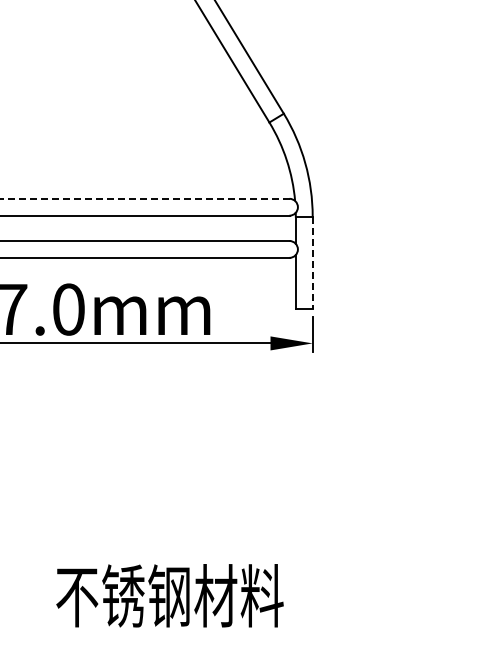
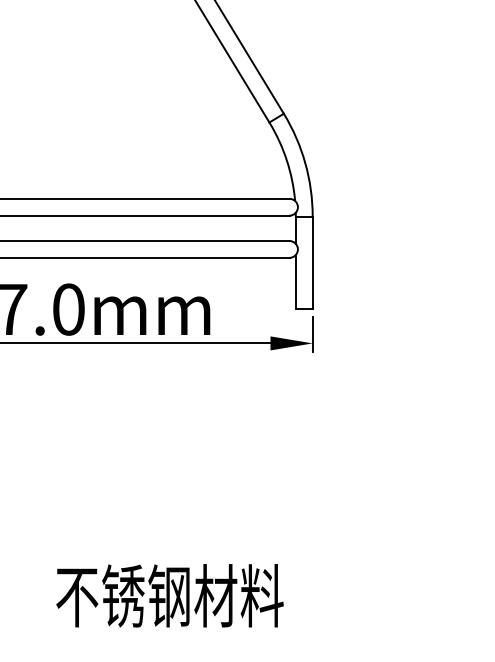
line: dashed -> solid (144, 198)
line: dashed -> solid (312, 262)
